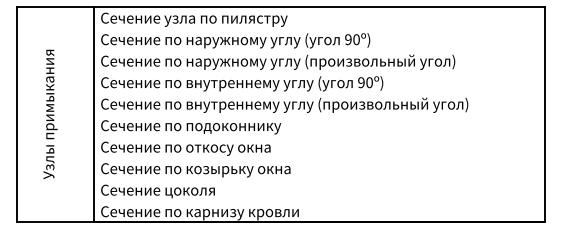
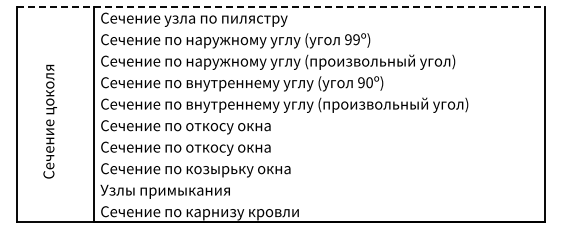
line: solid -> dashed (281, 7)
text: 90º) -> 99º) (356, 39)
text: Узлы примыкания -> Сечение цоколя (50, 114)
text: Сечение по подоконнику -> Сечение по откосу окна (233, 128)
text: Сечение цоколя -> Узлы примыкания (164, 191)
